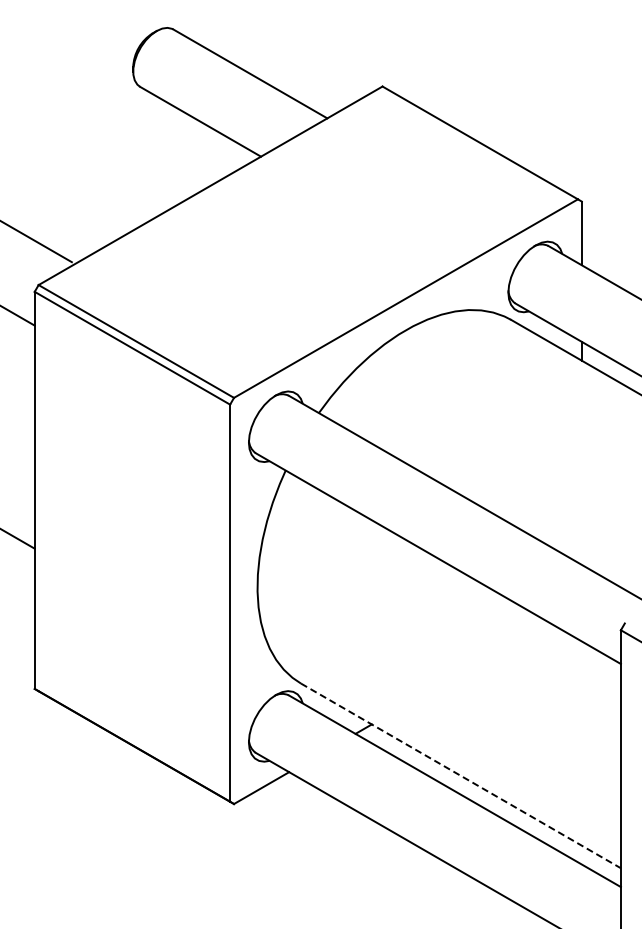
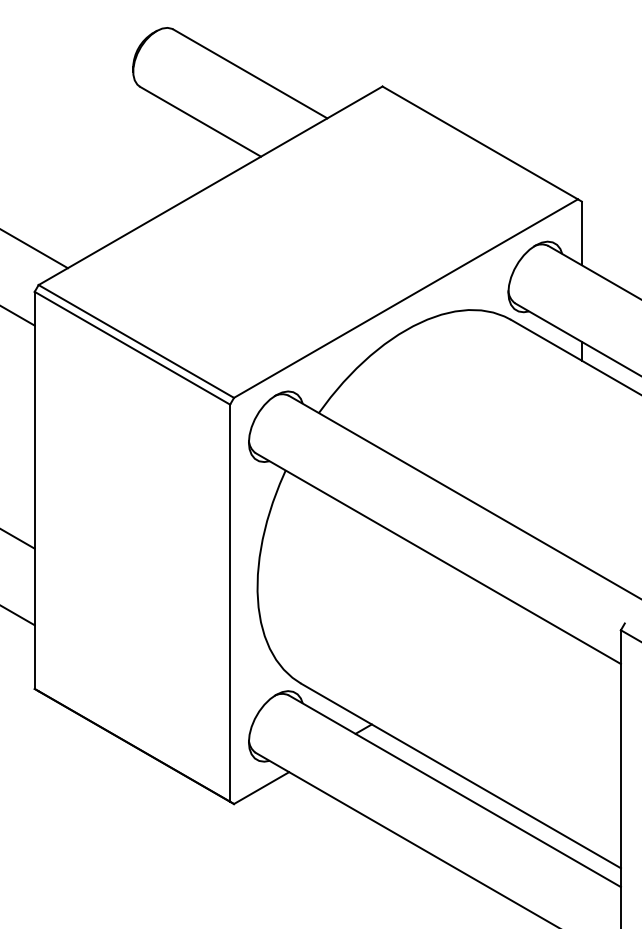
line position: (36, 241) -> (34, 249) (34, 249)
line: none -> present (18, 615)
line: dashed -> solid (460, 775)
